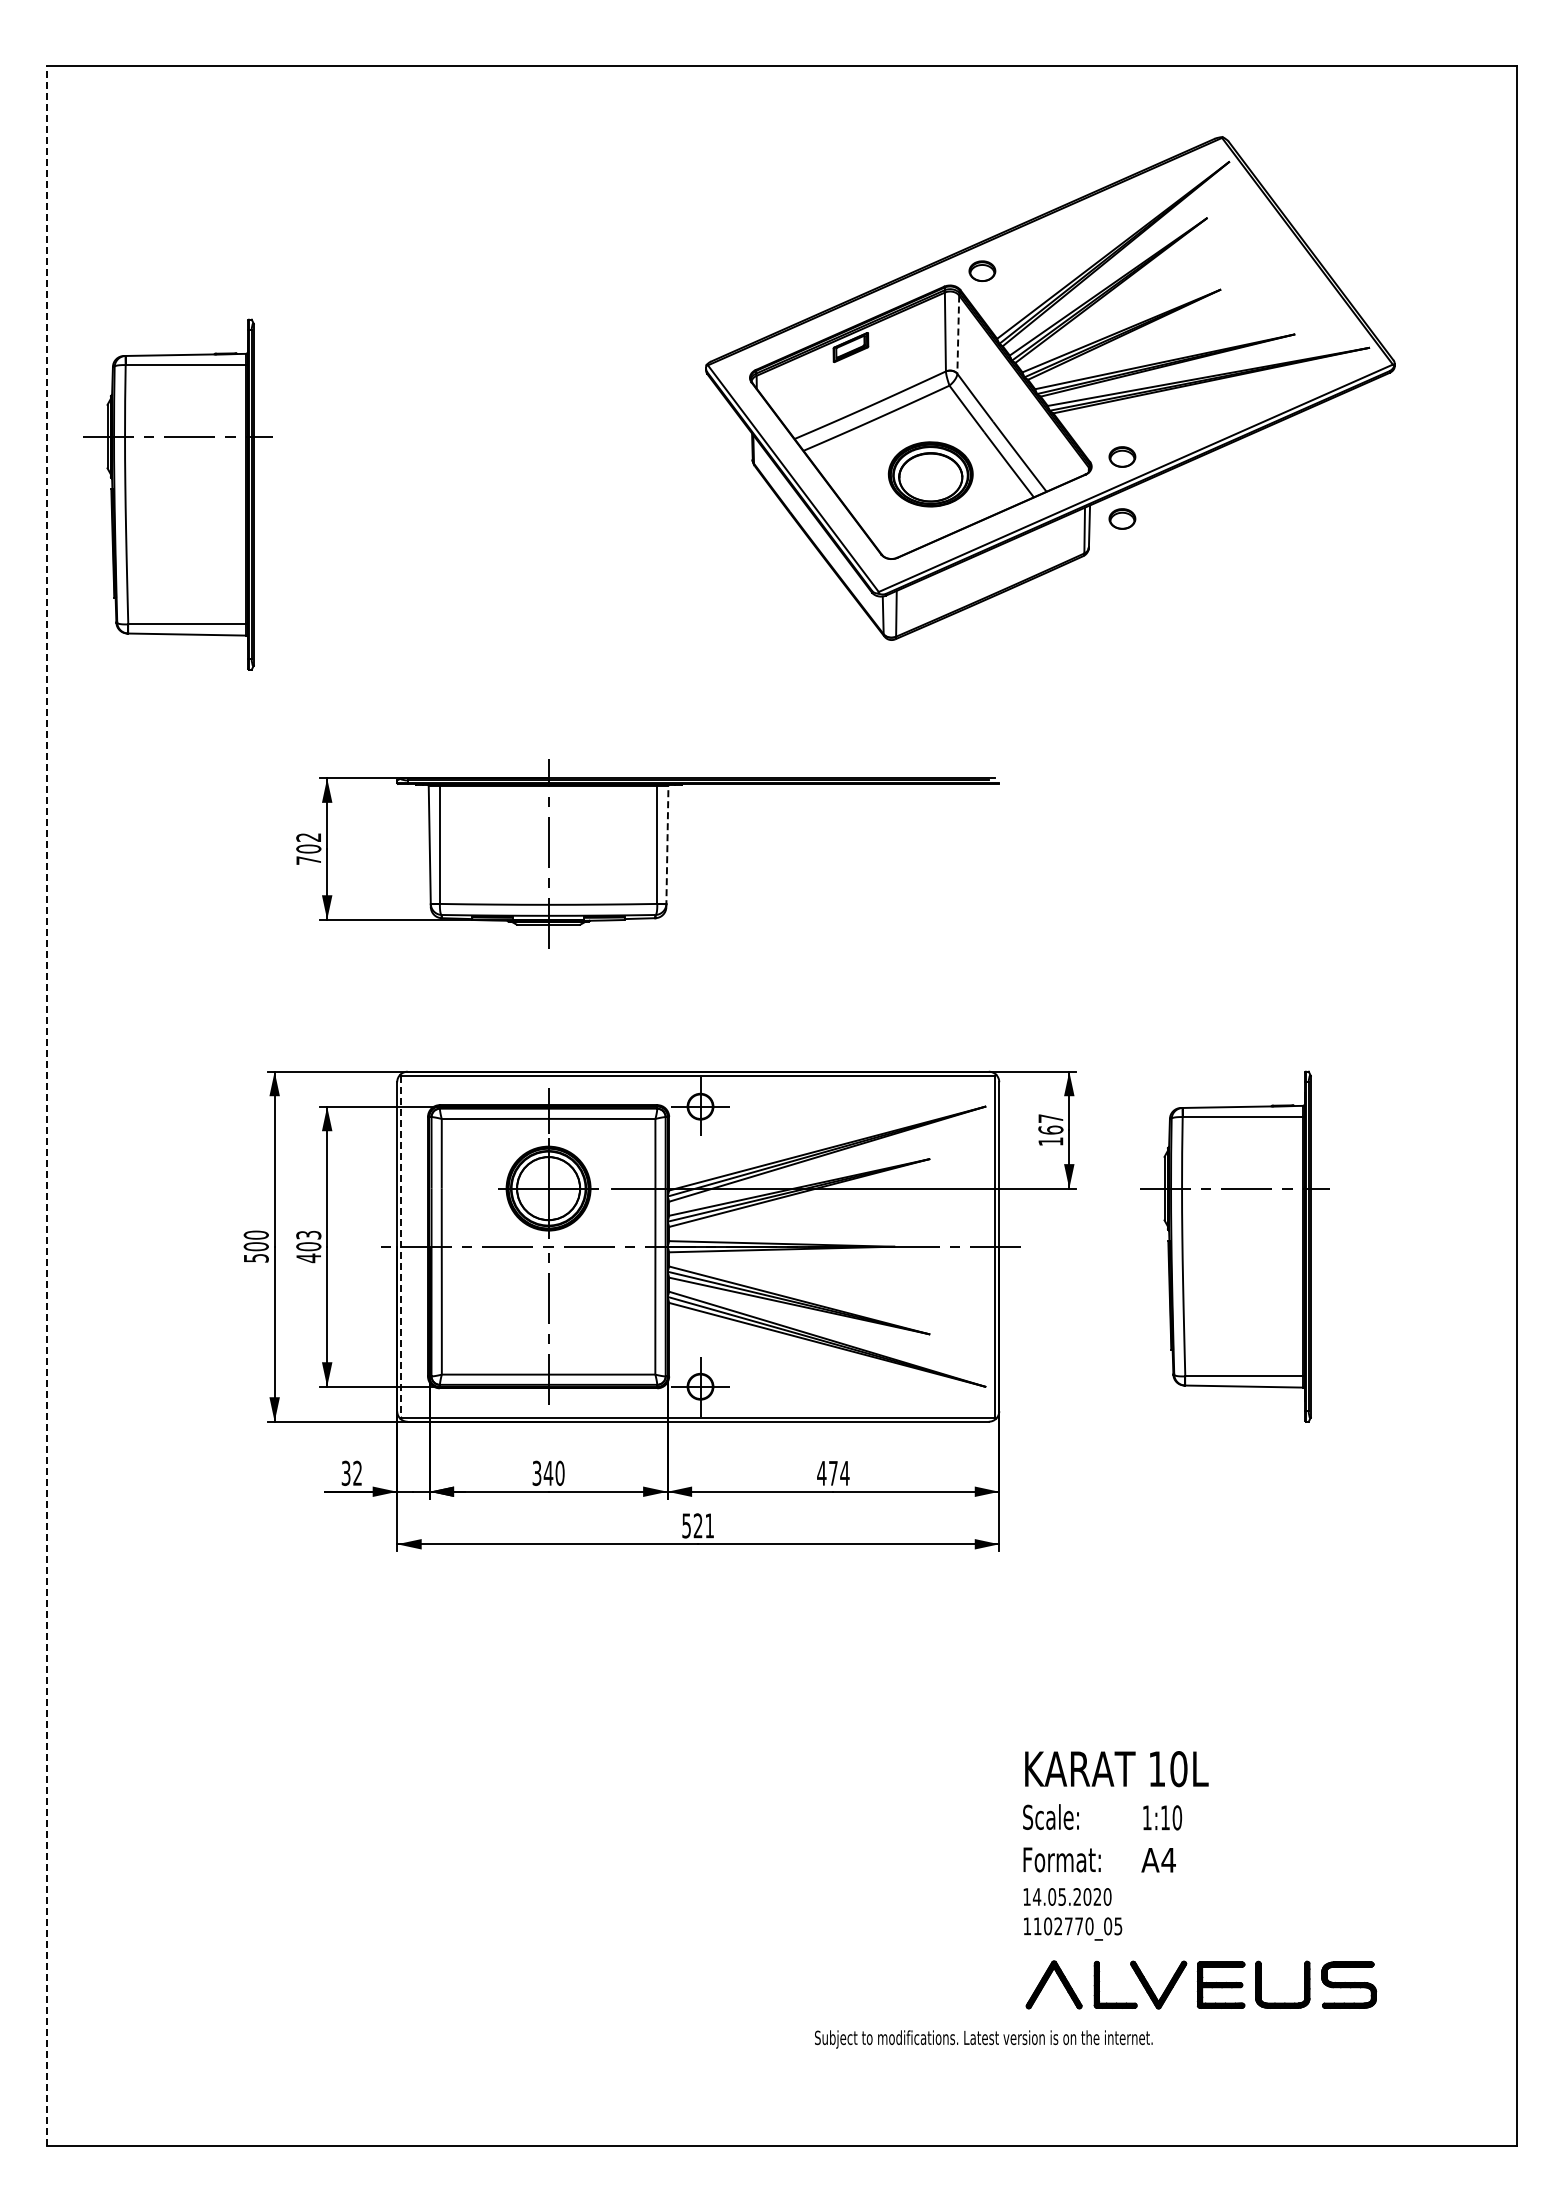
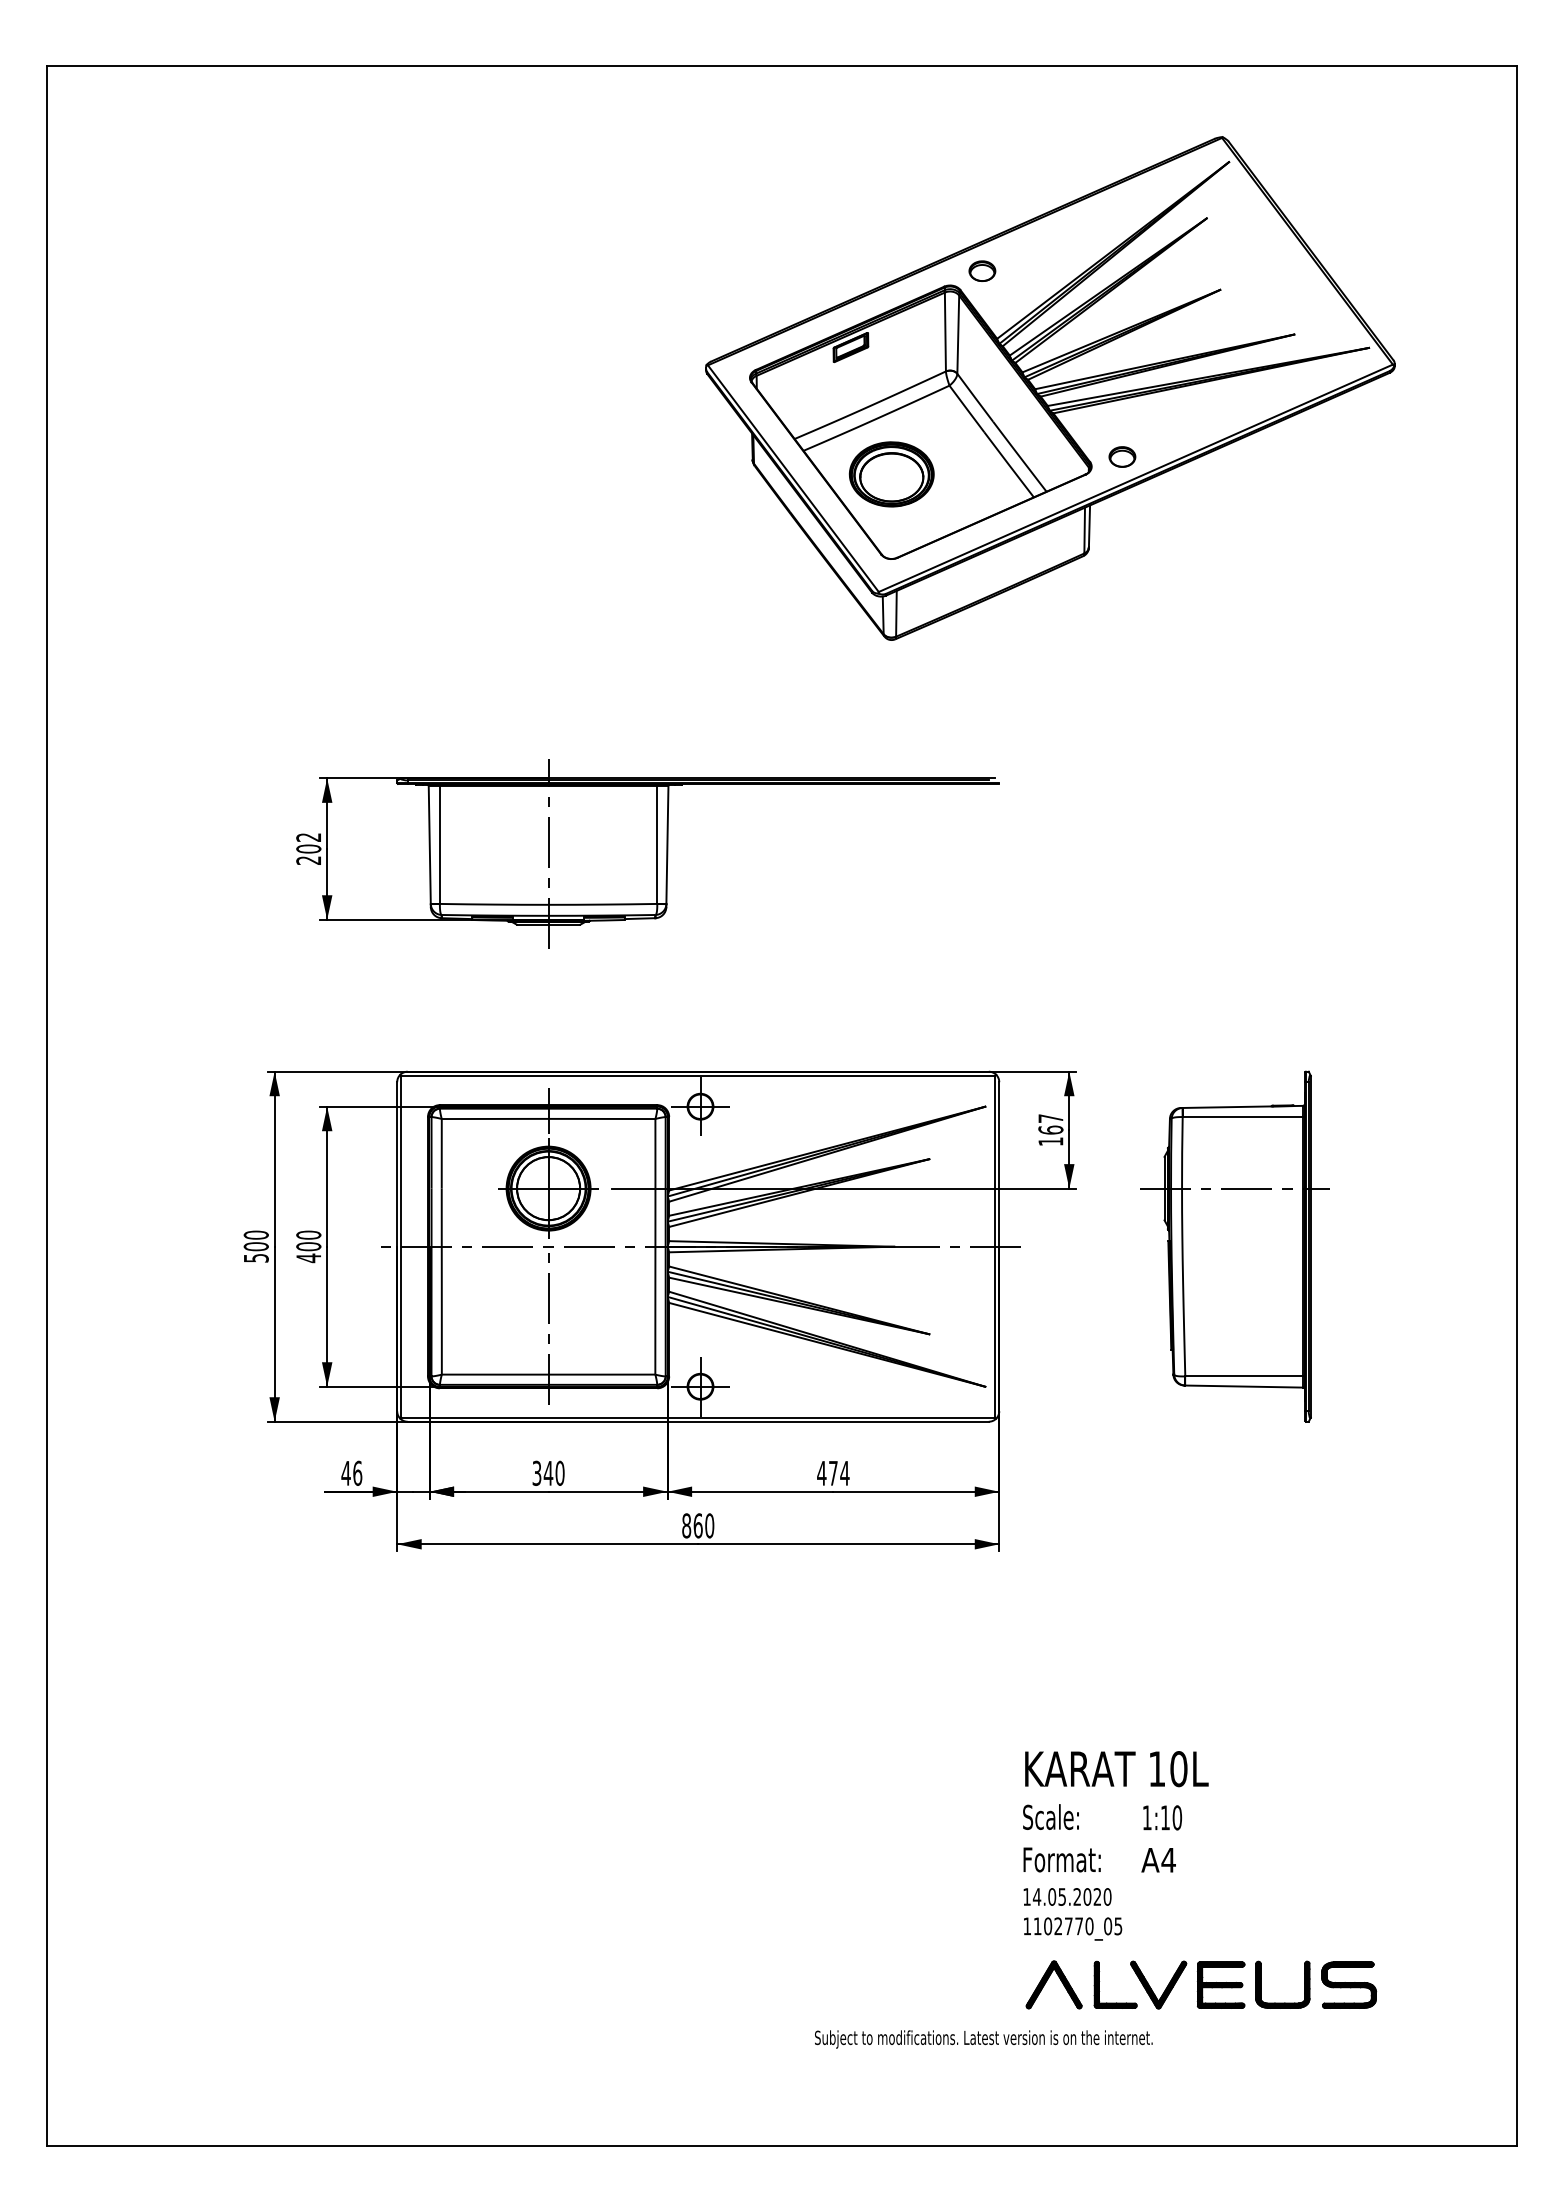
line: dashed -> solid (958, 335)
part position: (930, 474) -> (891, 474) (891, 474)
part: present -> none (177, 494)
part: present -> none (1122, 518)
line: dashed -> solid (667, 846)
text: 702 -> 202 (308, 860)
line: dashed -> solid (46, 1106)
text: 403 -> 400 (308, 1234)
line: dashed -> solid (401, 1246)
text: 32 -> 46 (351, 1472)
text: 521 -> 860 (698, 1525)
